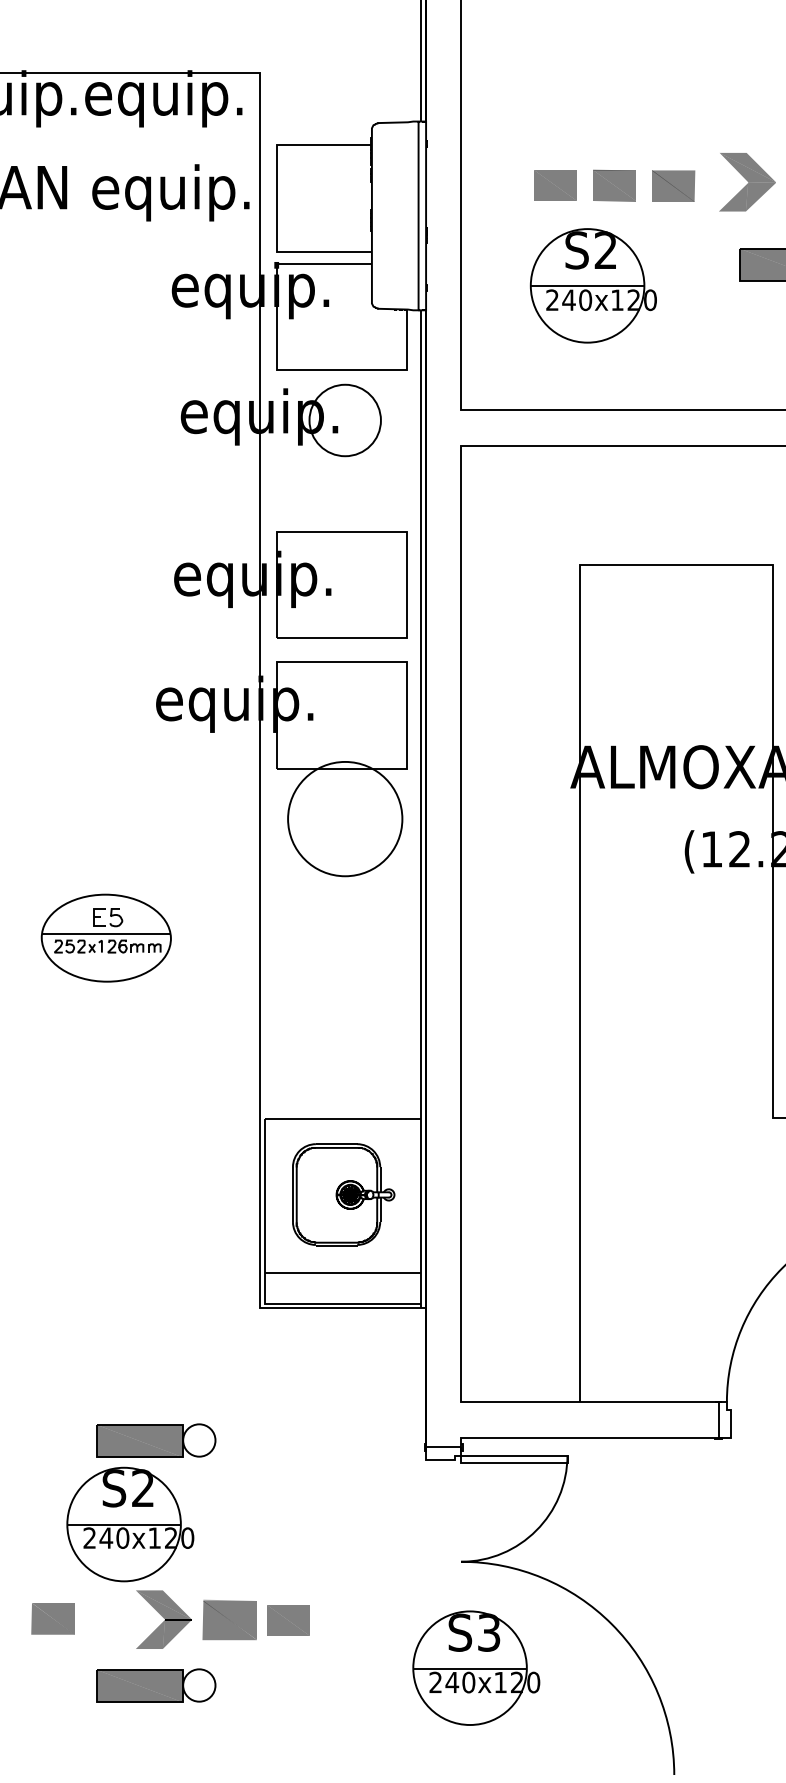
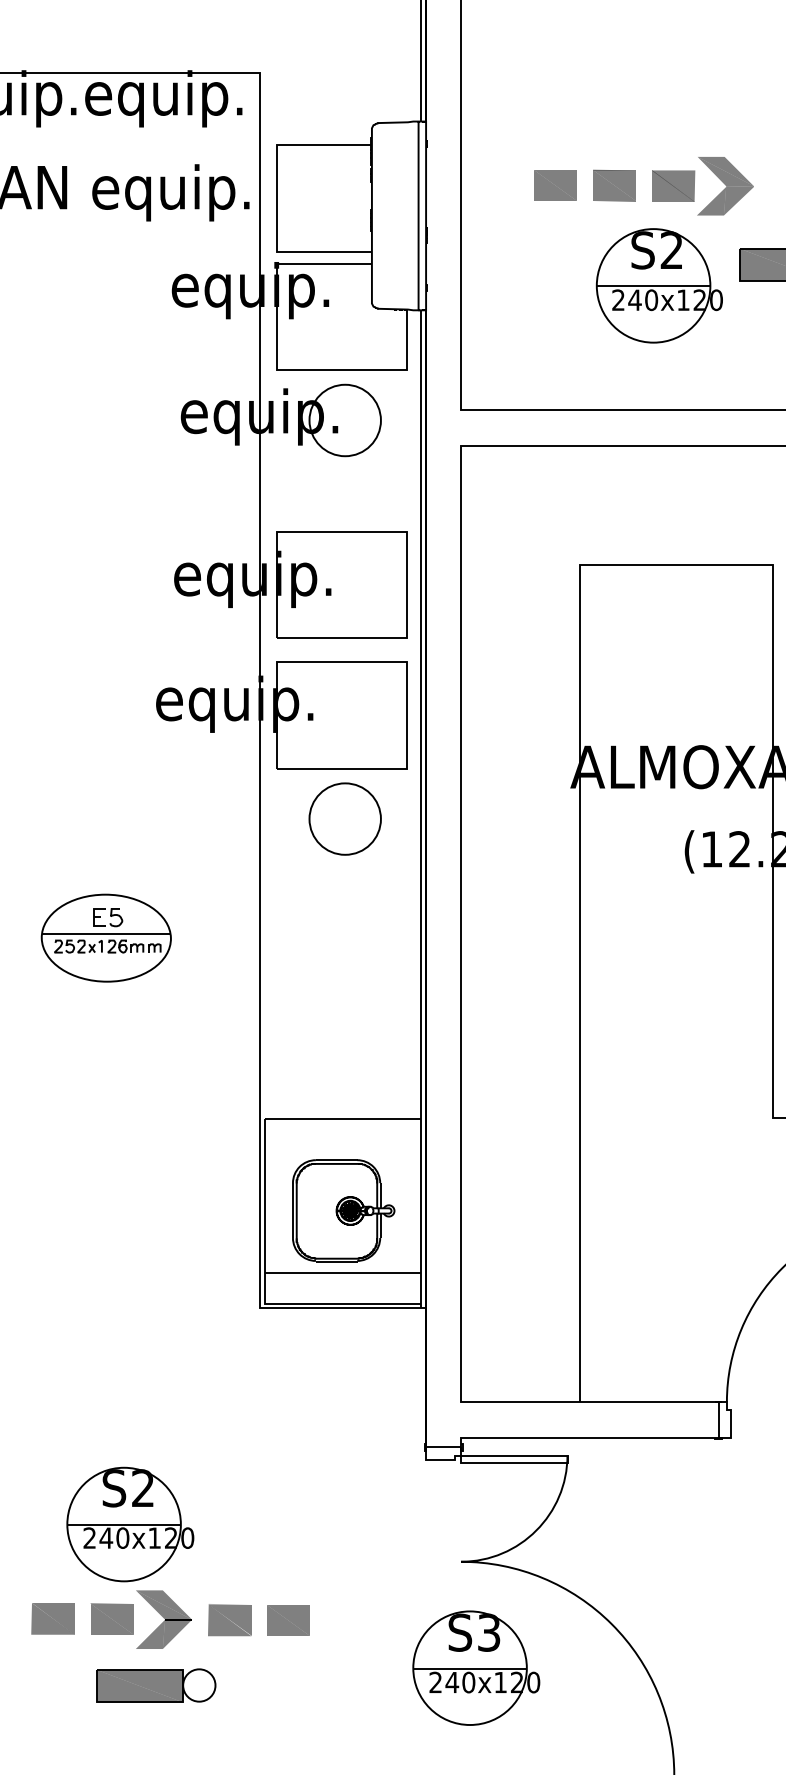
part position: (747, 182) -> (725, 186) (725, 186)
part position: (592, 285) -> (658, 285) (658, 285)
circle diameter: 114 px -> 71 px (344, 818)
part position: (343, 1194) -> (343, 1210) (343, 1210)
part: present -> none (156, 1440)
part: none -> present (111, 1618)
part size: 55x40 px -> 44x33 px (229, 1620)
